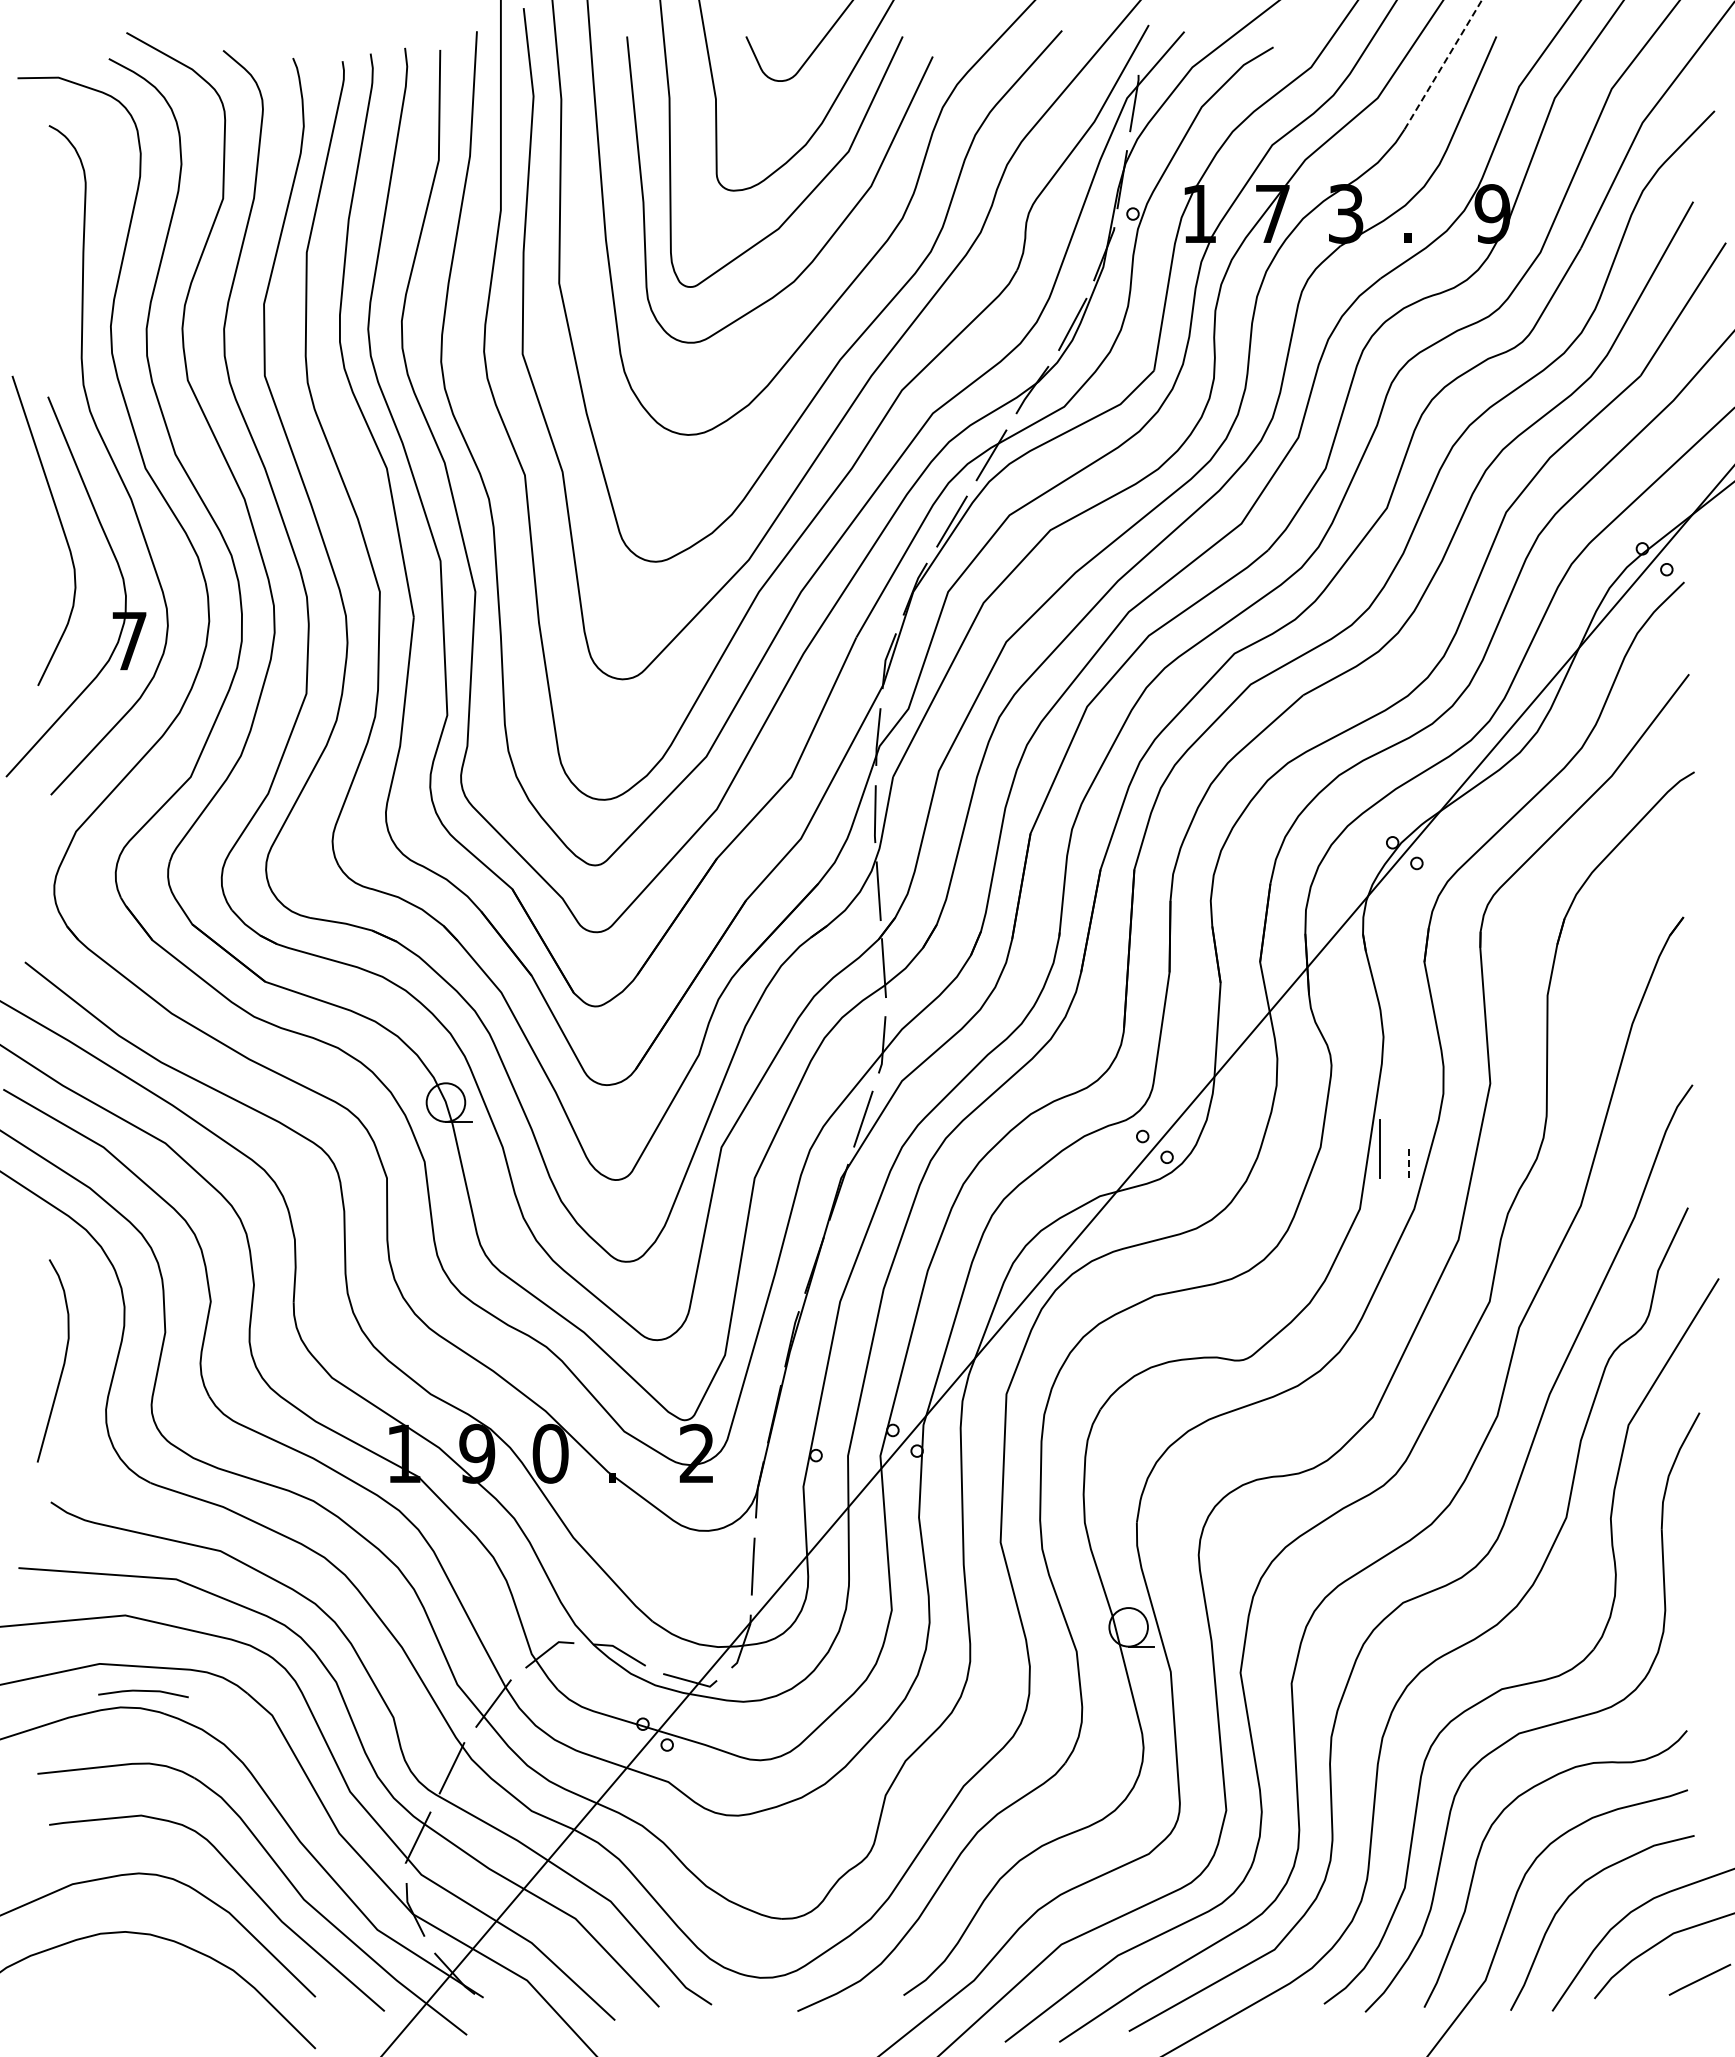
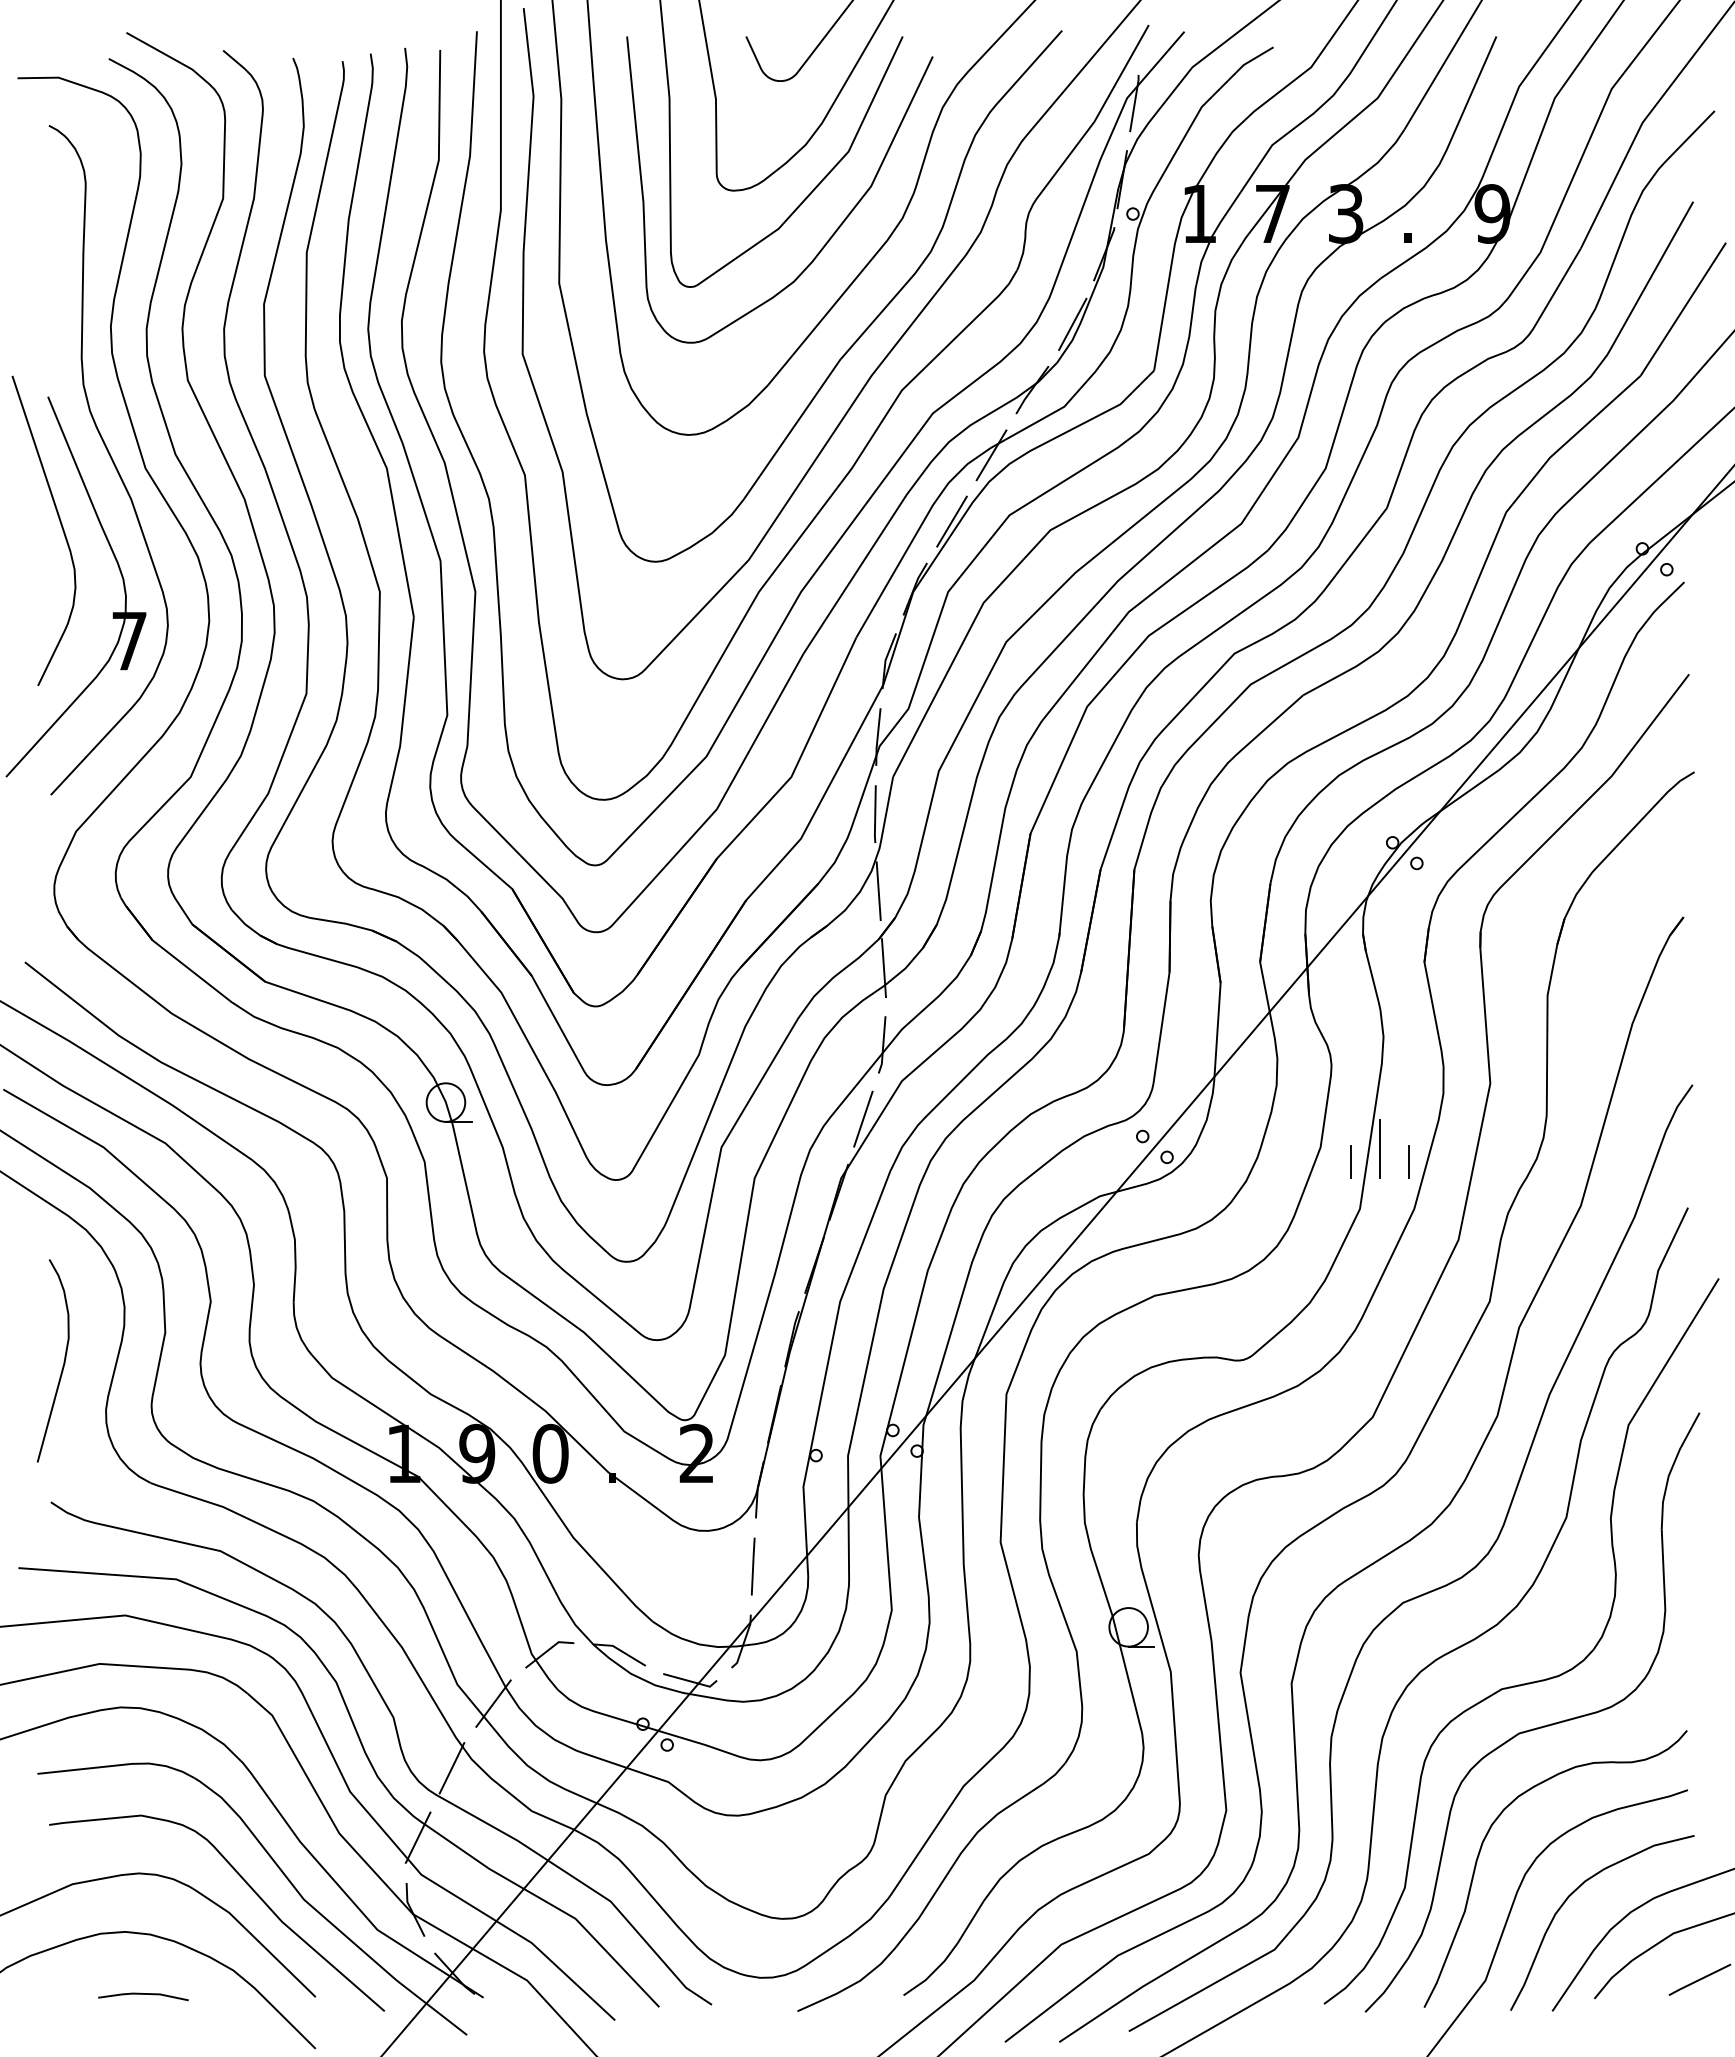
line: dashed -> solid (1443, 64)
line: none -> present (1350, 1161)
line: dashed -> solid (1408, 1161)
line position: (143, 1691) -> (143, 1994) (143, 1994)
